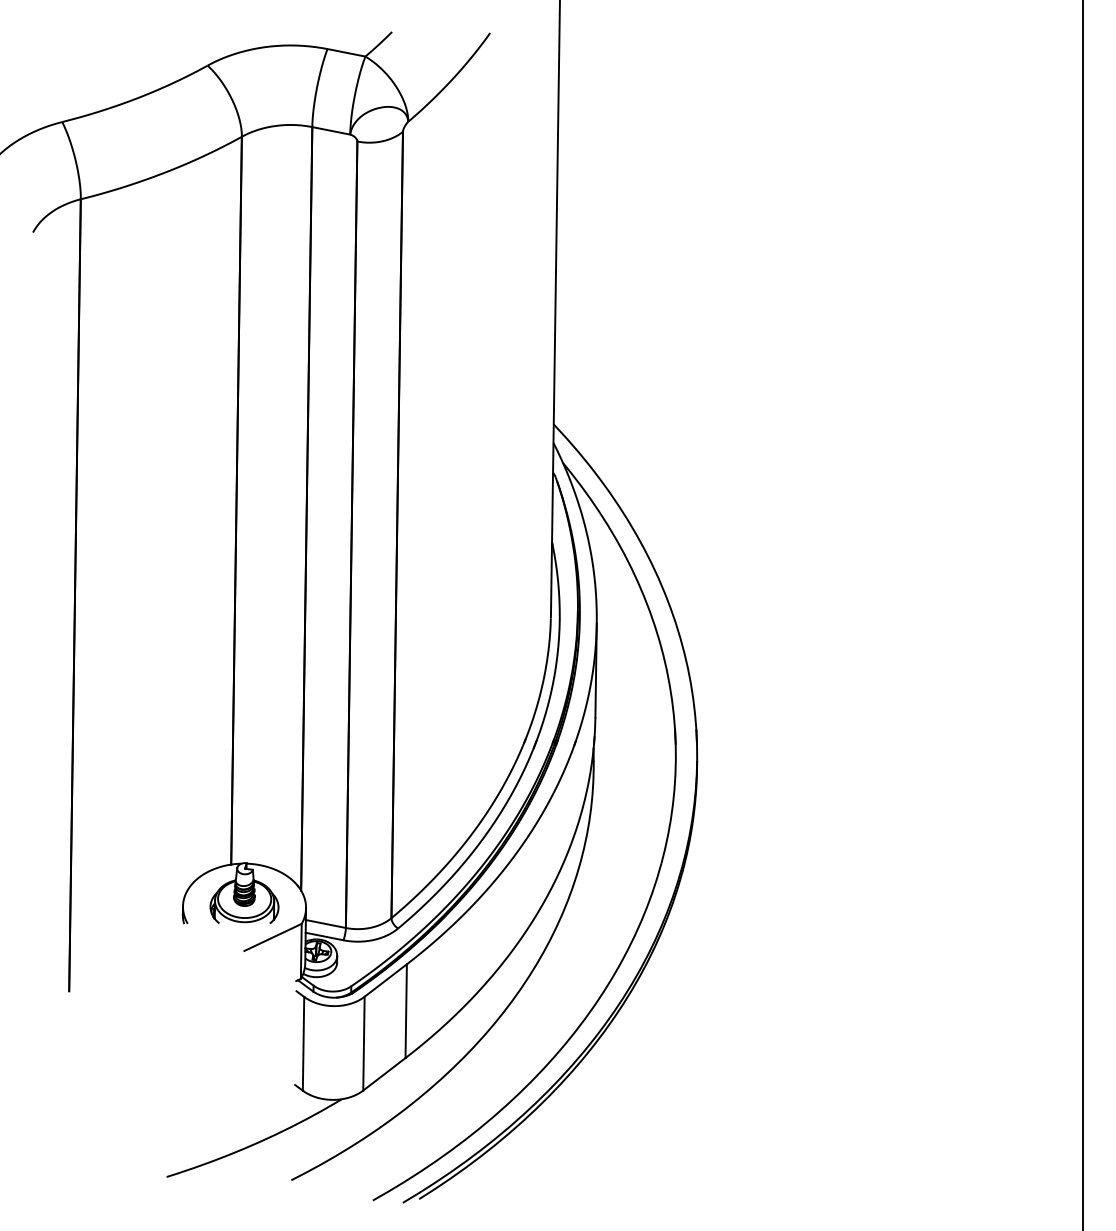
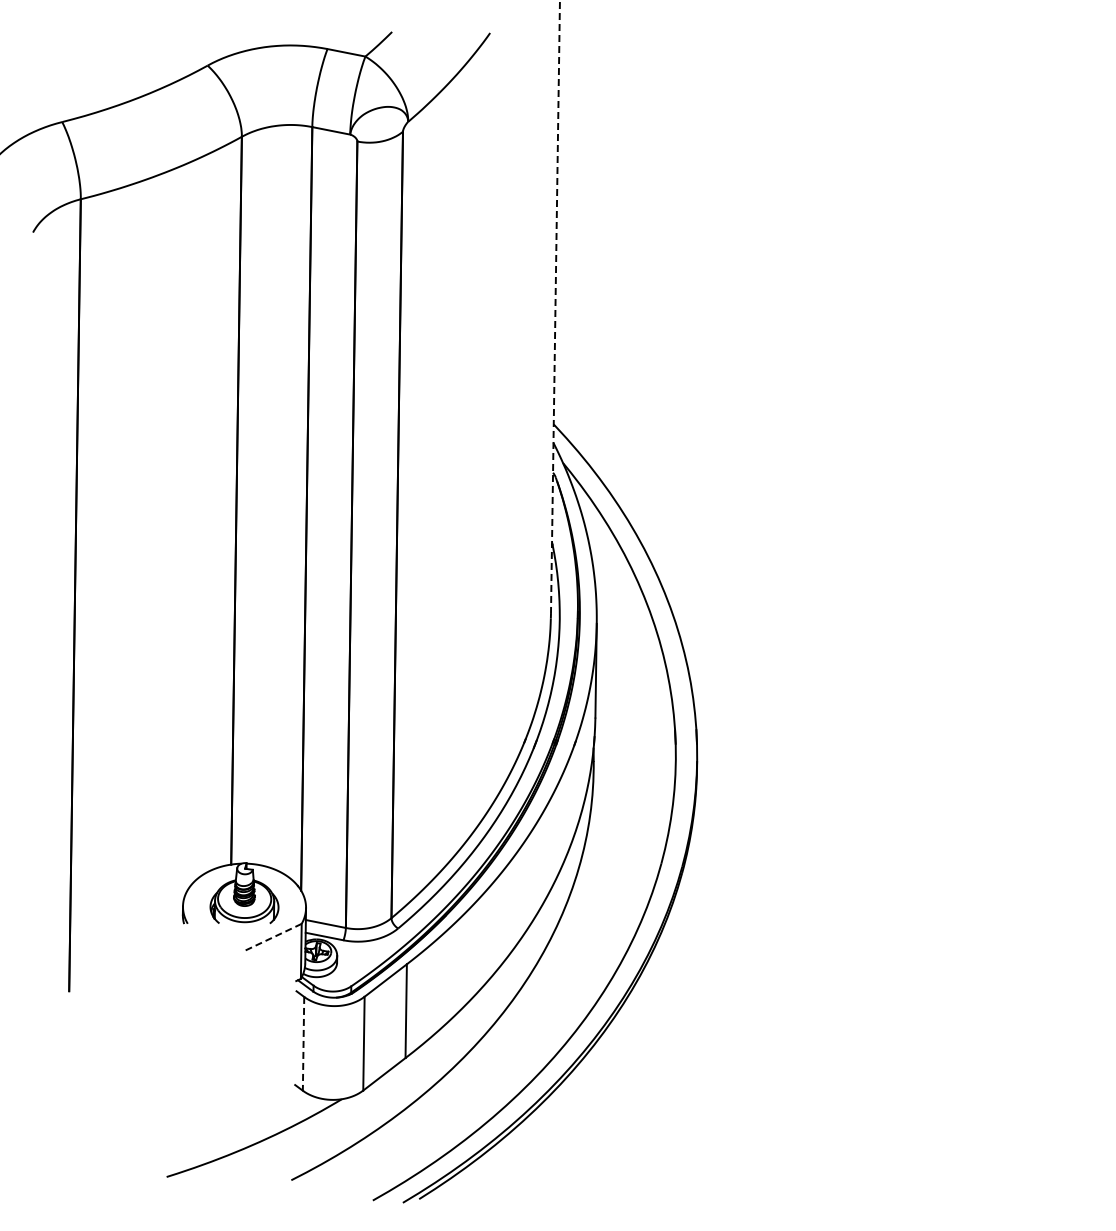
line: solid -> dashed (555, 307)
line: present -> none (1082, 614)
line: solid -> dashed (273, 937)
line: solid -> dashed (303, 1043)
